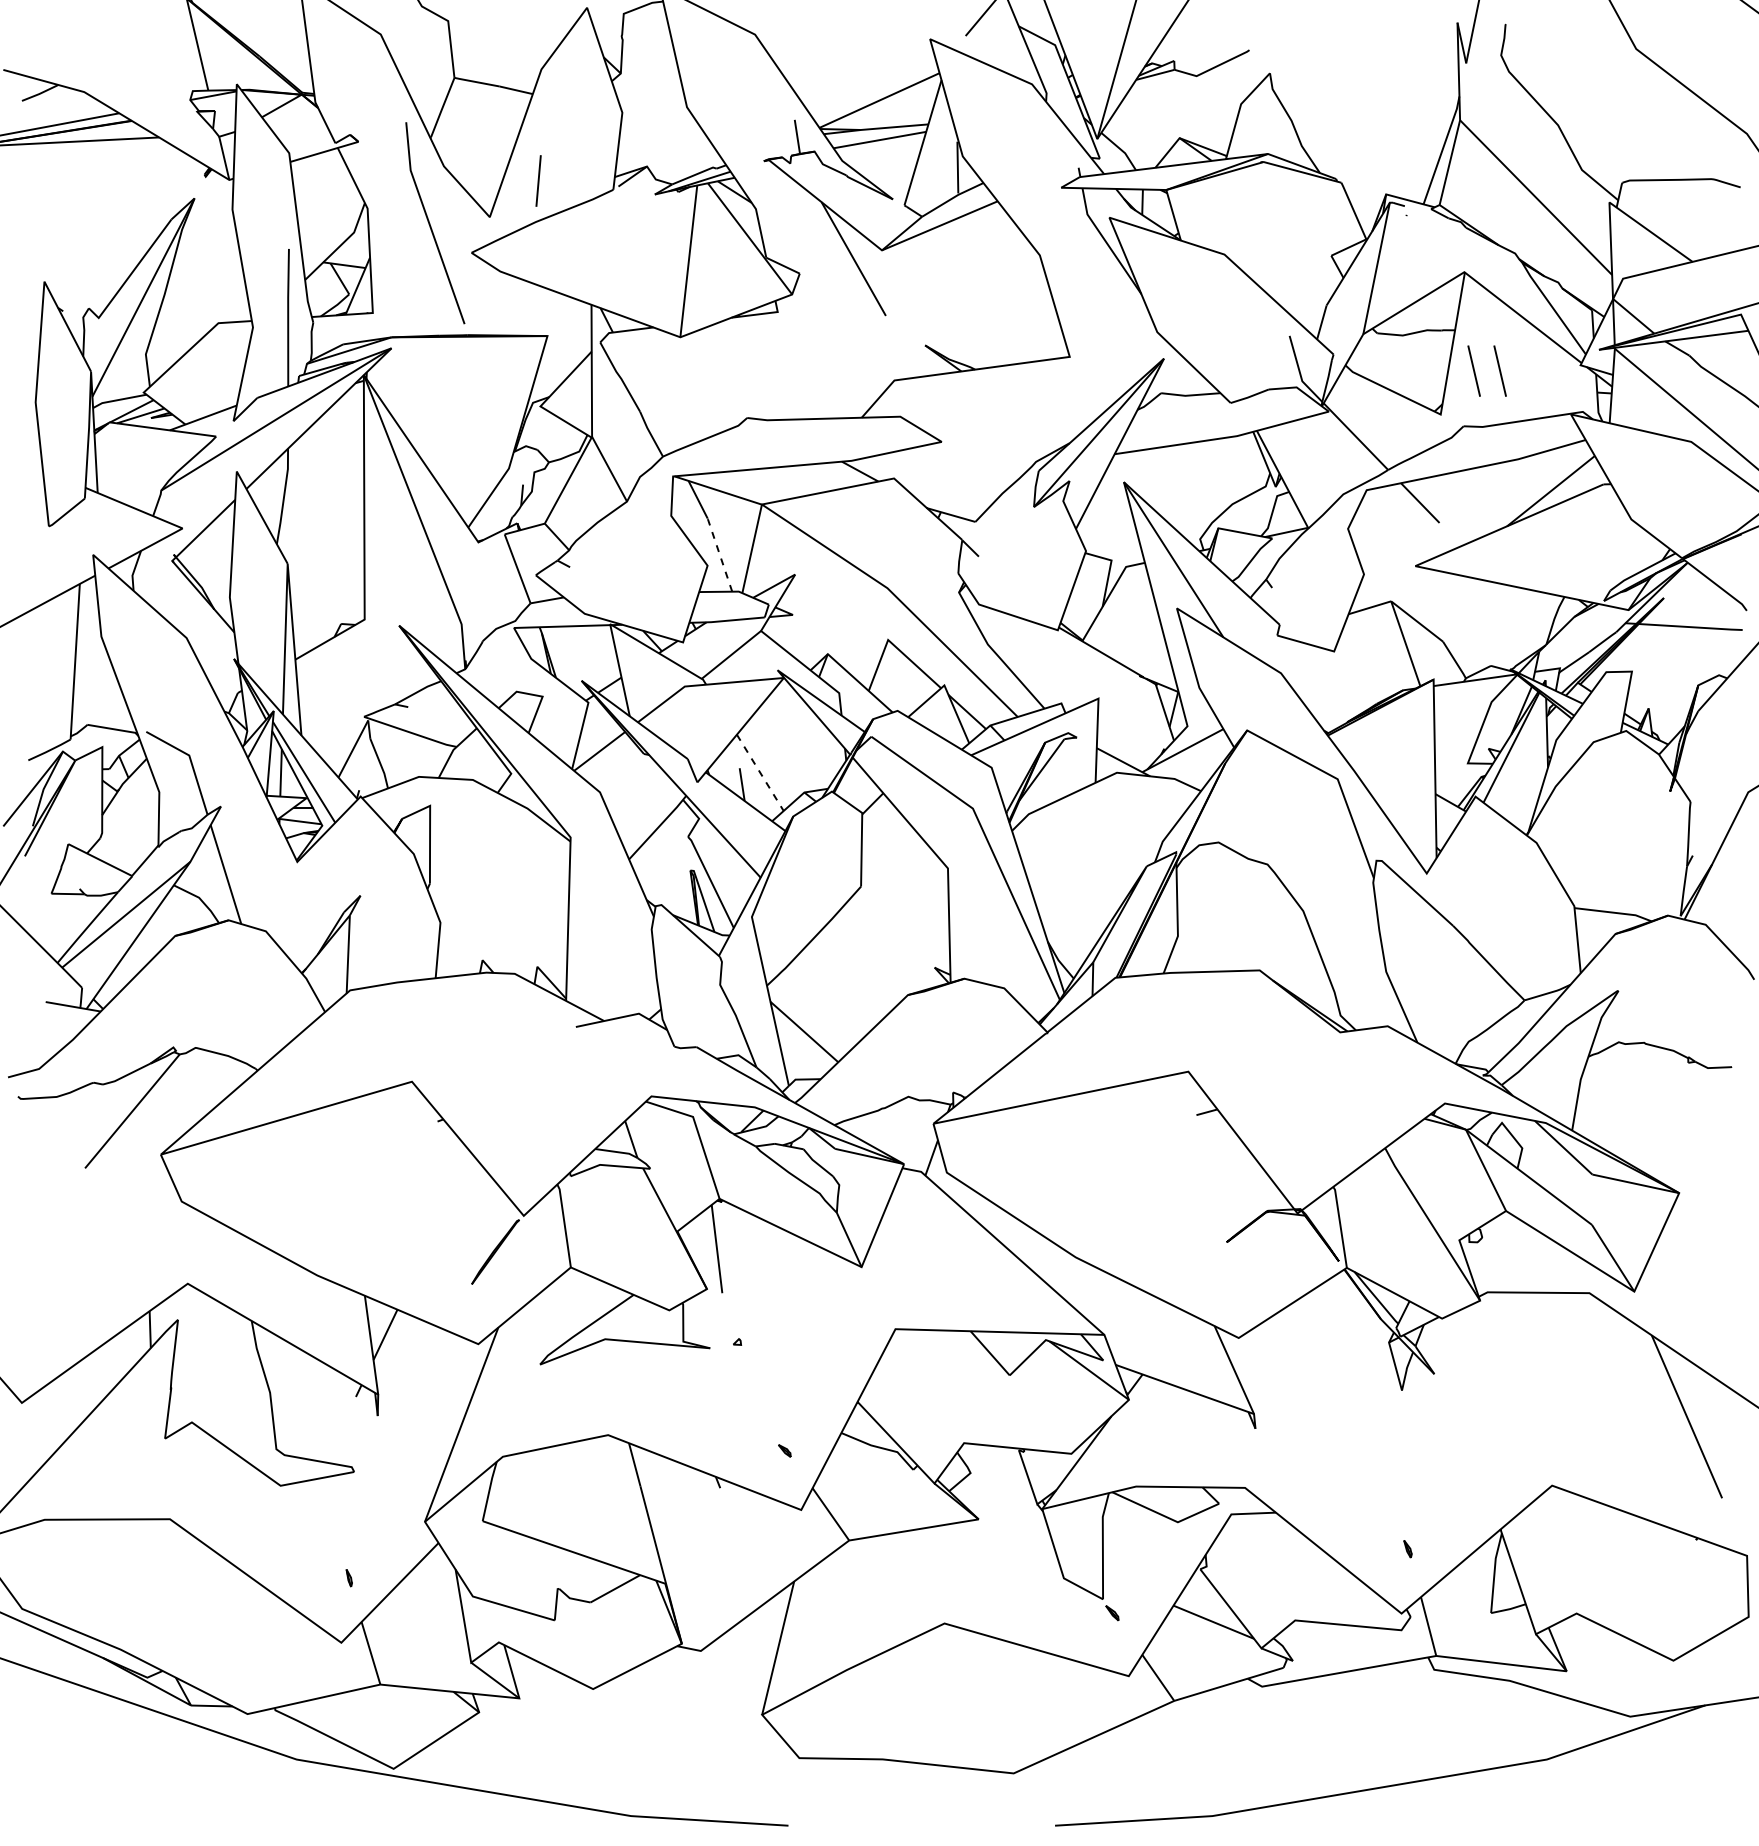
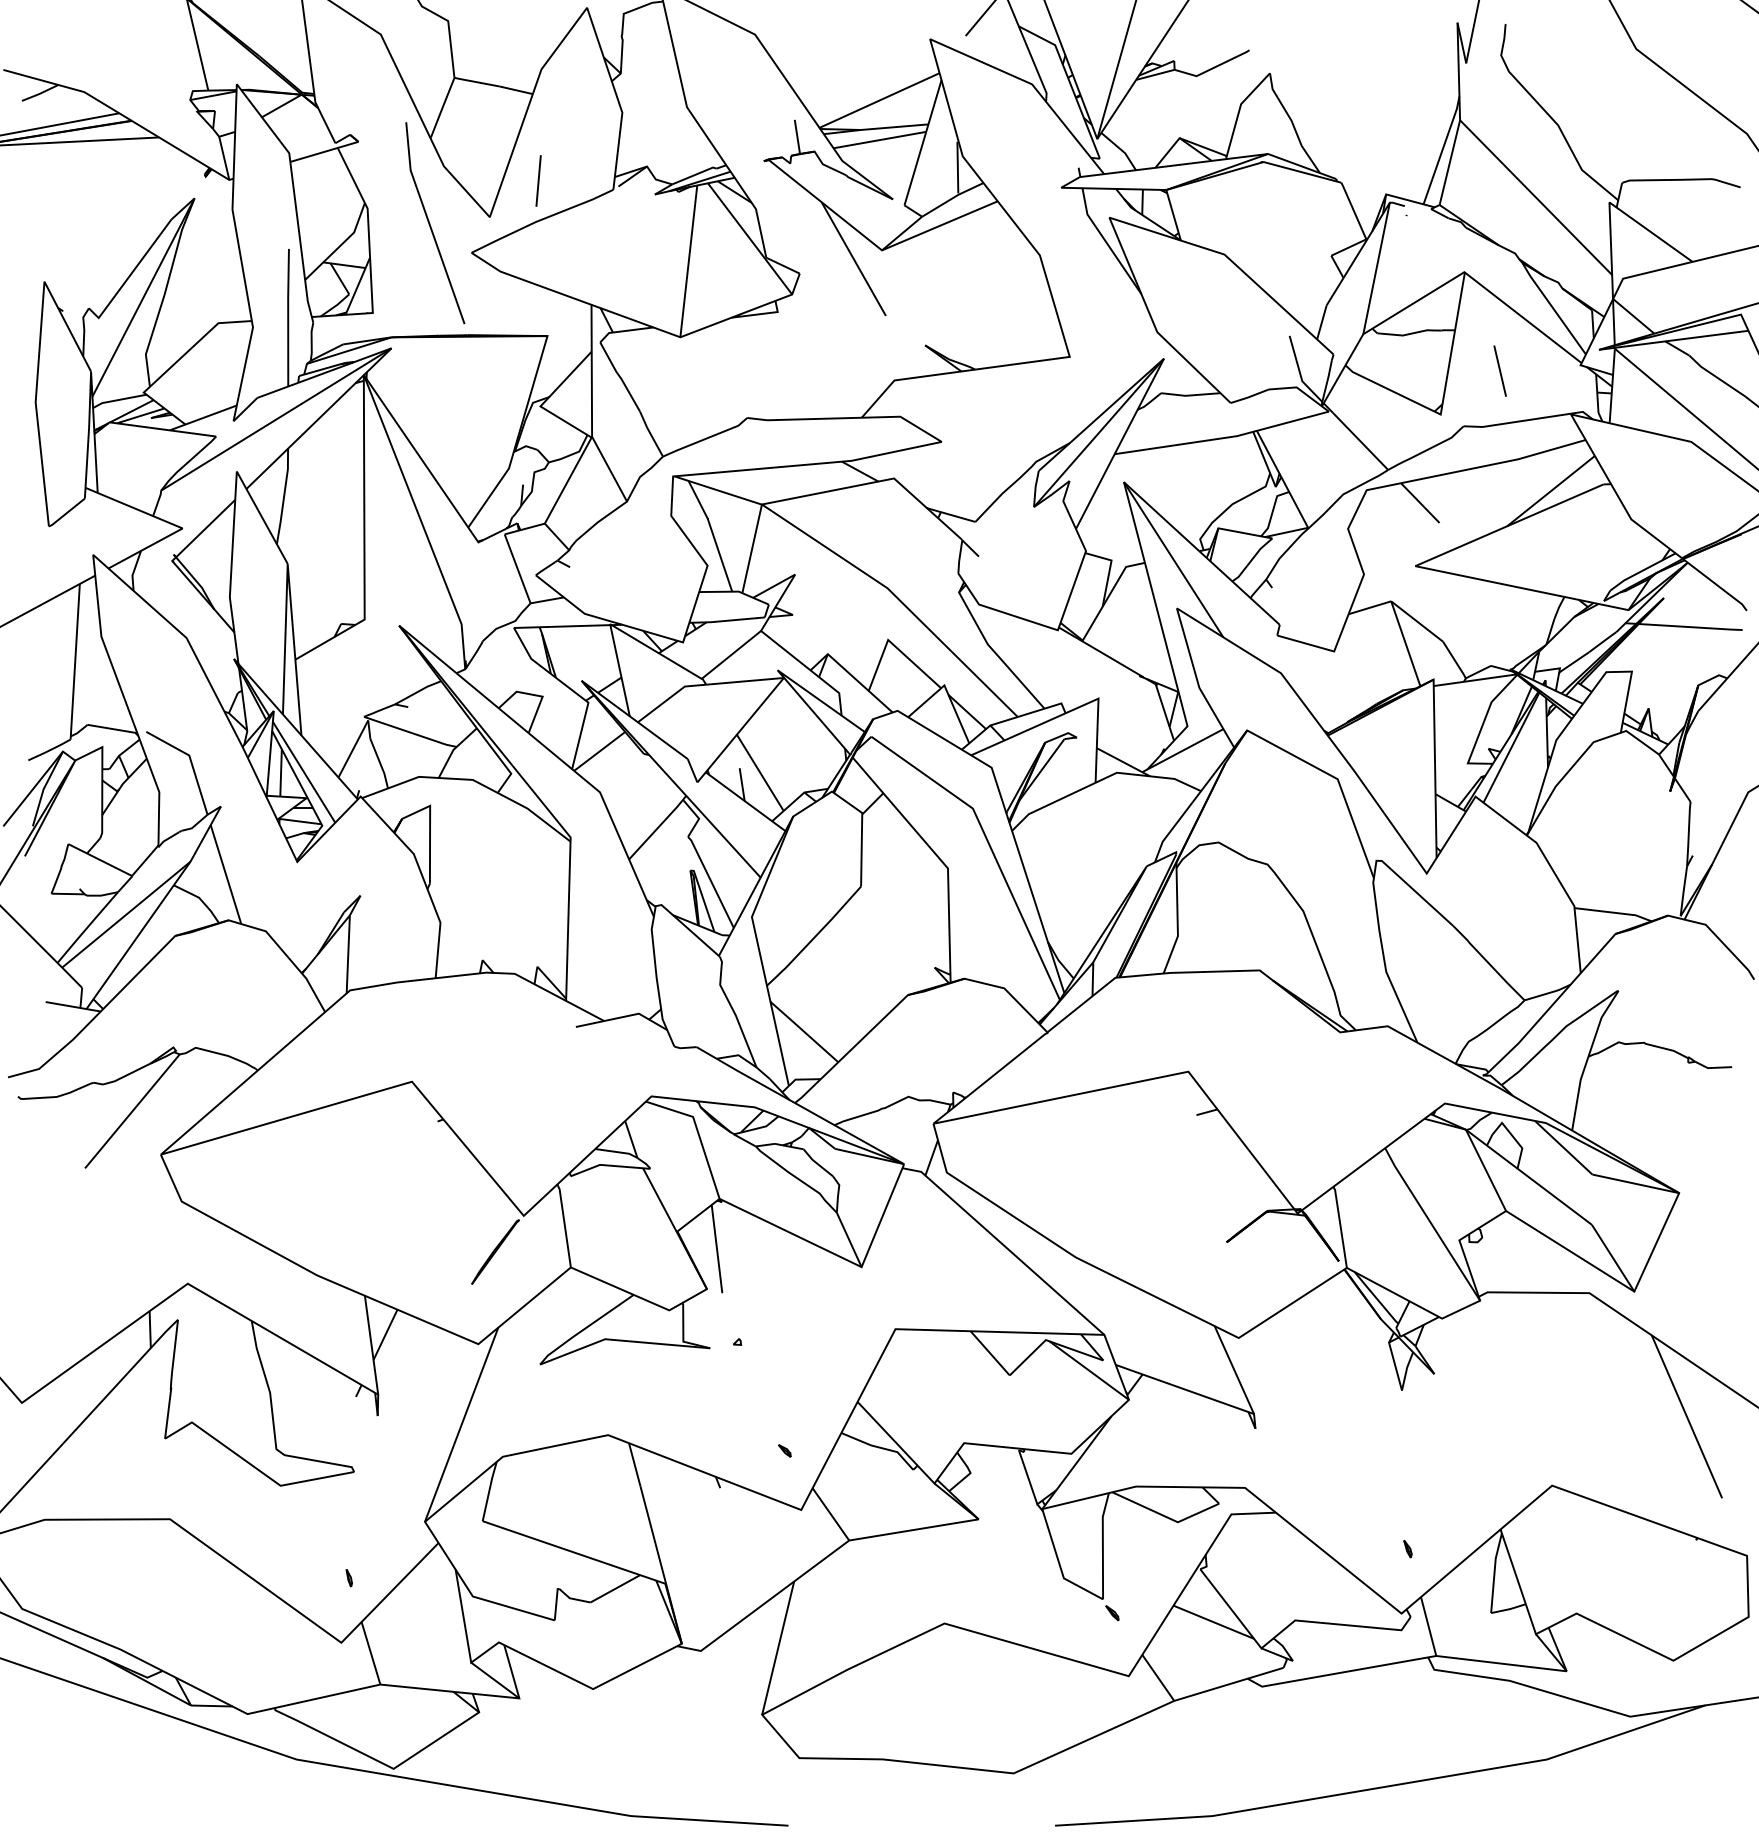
line: present -> none (1473, 370)
line: dashed -> solid (719, 553)
line: dashed -> solid (760, 772)
